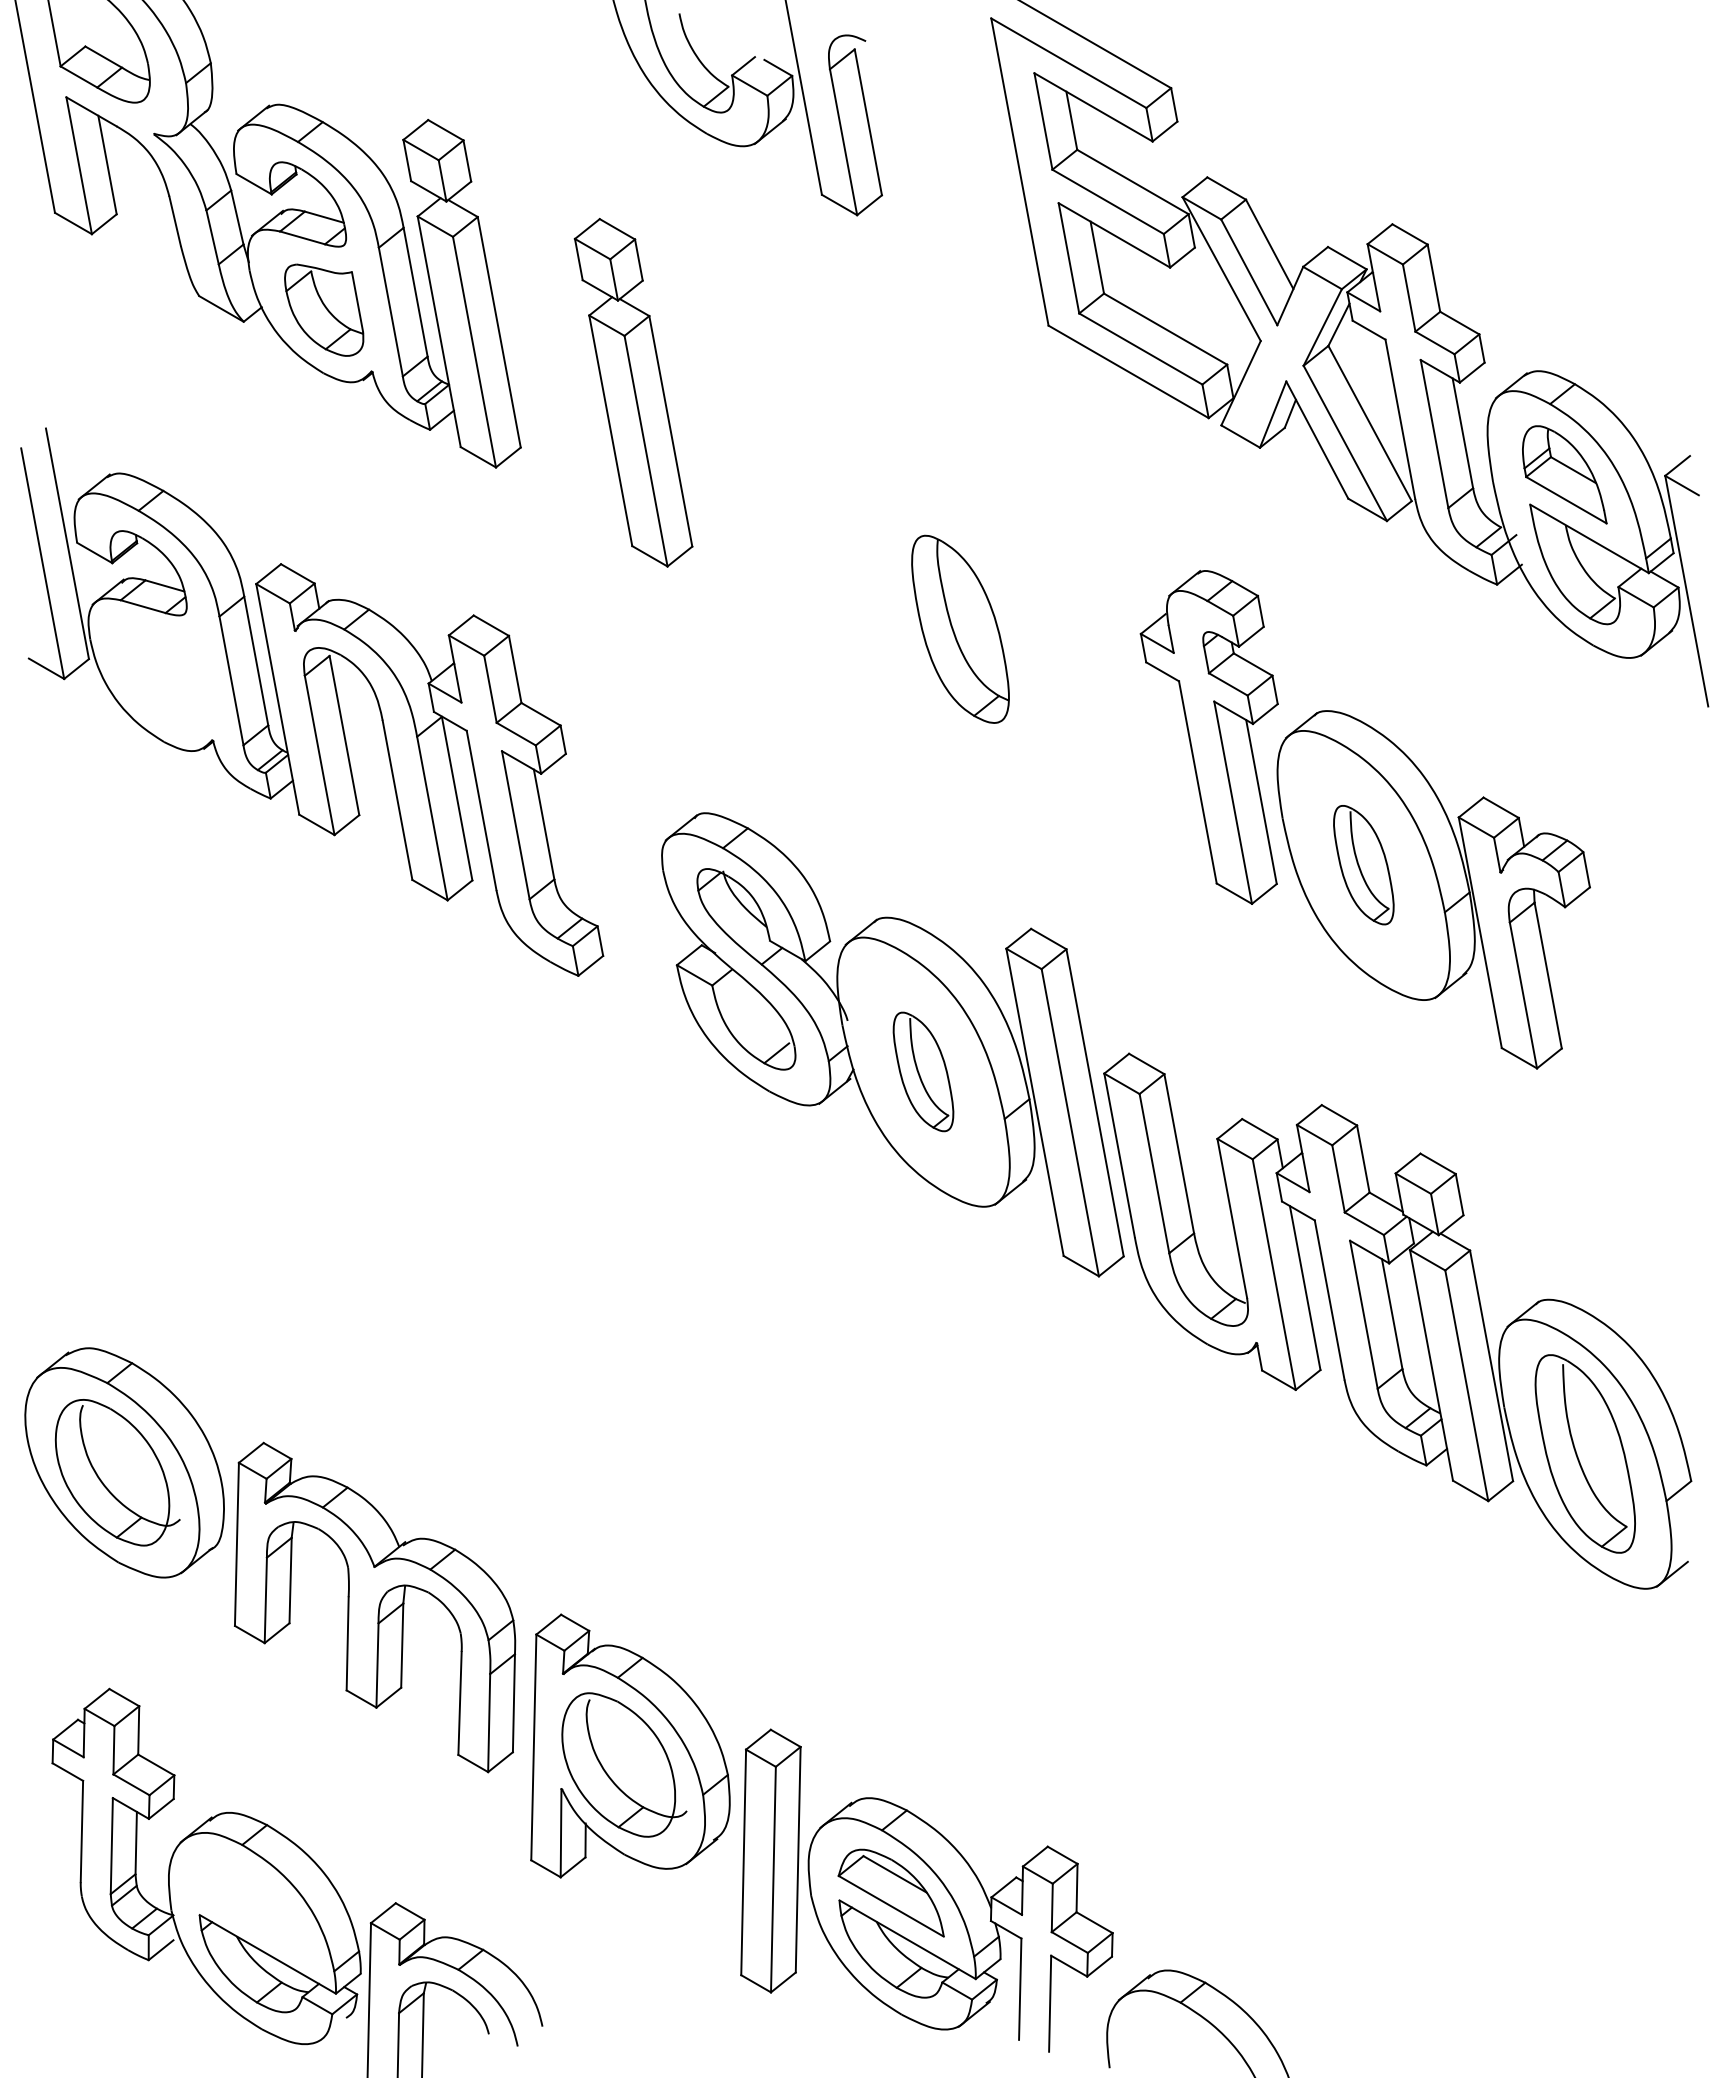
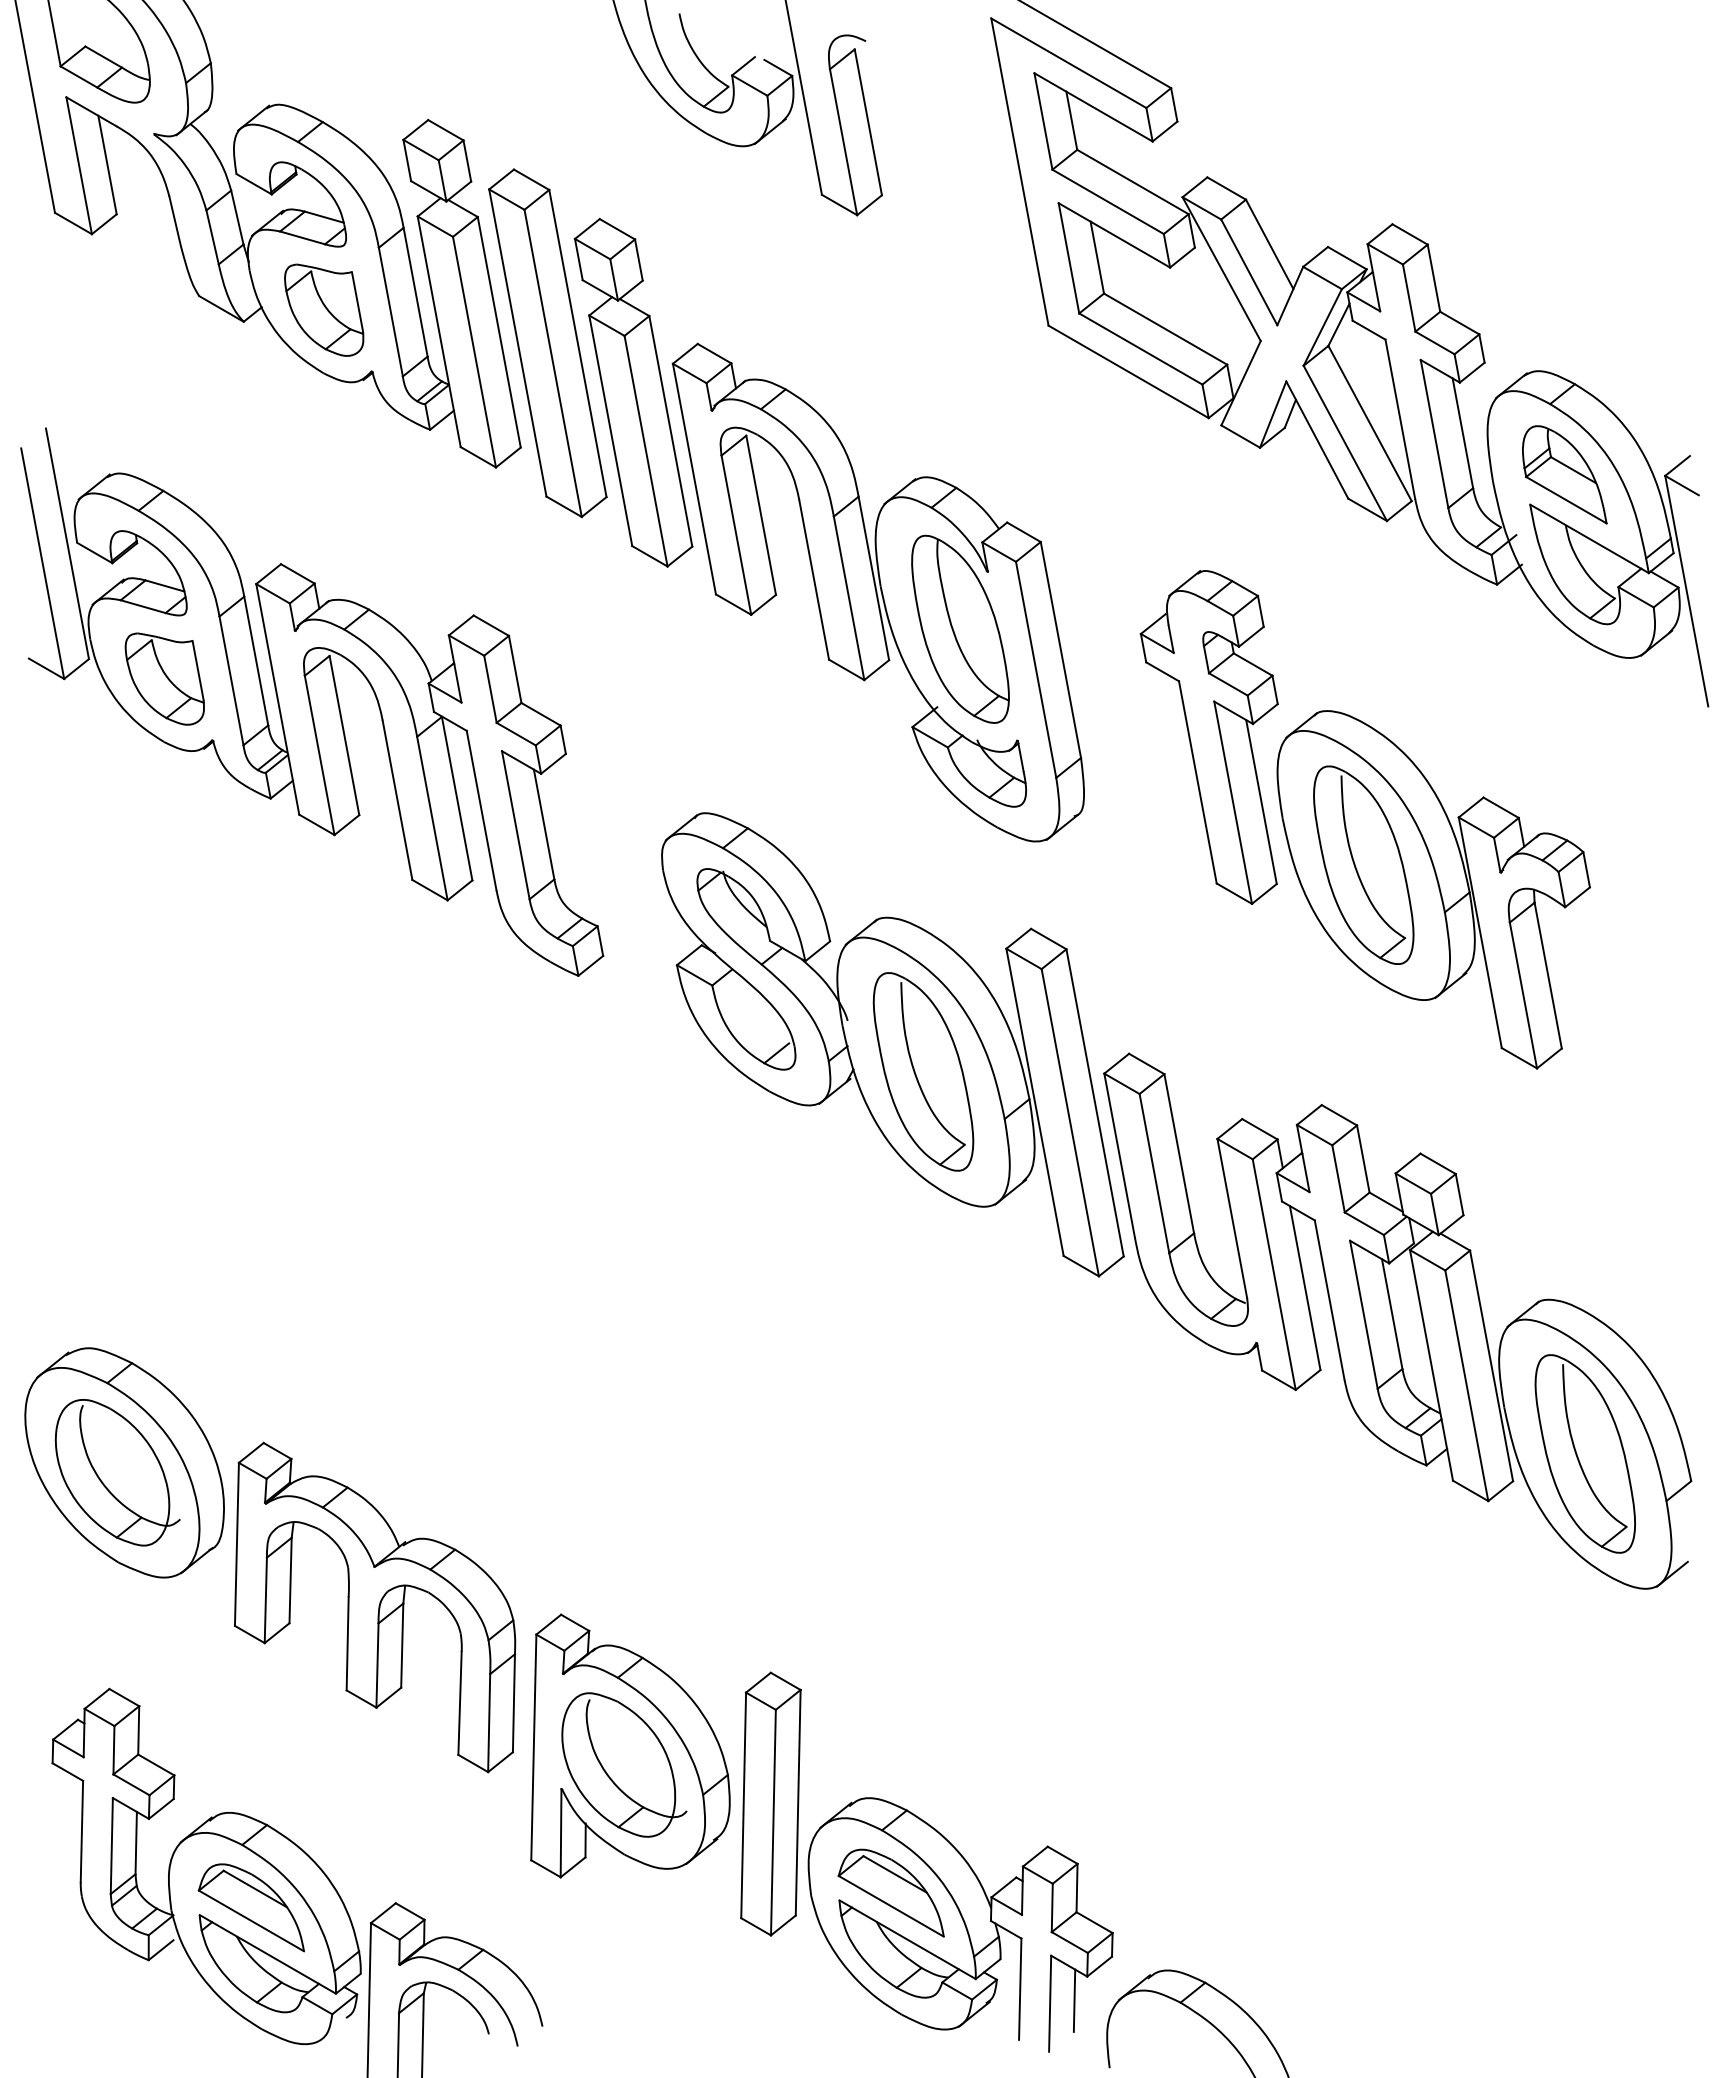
part: none -> present (547, 343)
part: none -> present (877, 592)
part: none -> present (164, 678)
part size: 62x121 px -> 102x200 px (1363, 864)
part size: 63x122 px -> 103x200 px (923, 1071)
part position: (770, 1860) -> (770, 1803) (770, 1803)
part: none -> present (250, 1907)
line: none -> present (1074, 2000)
